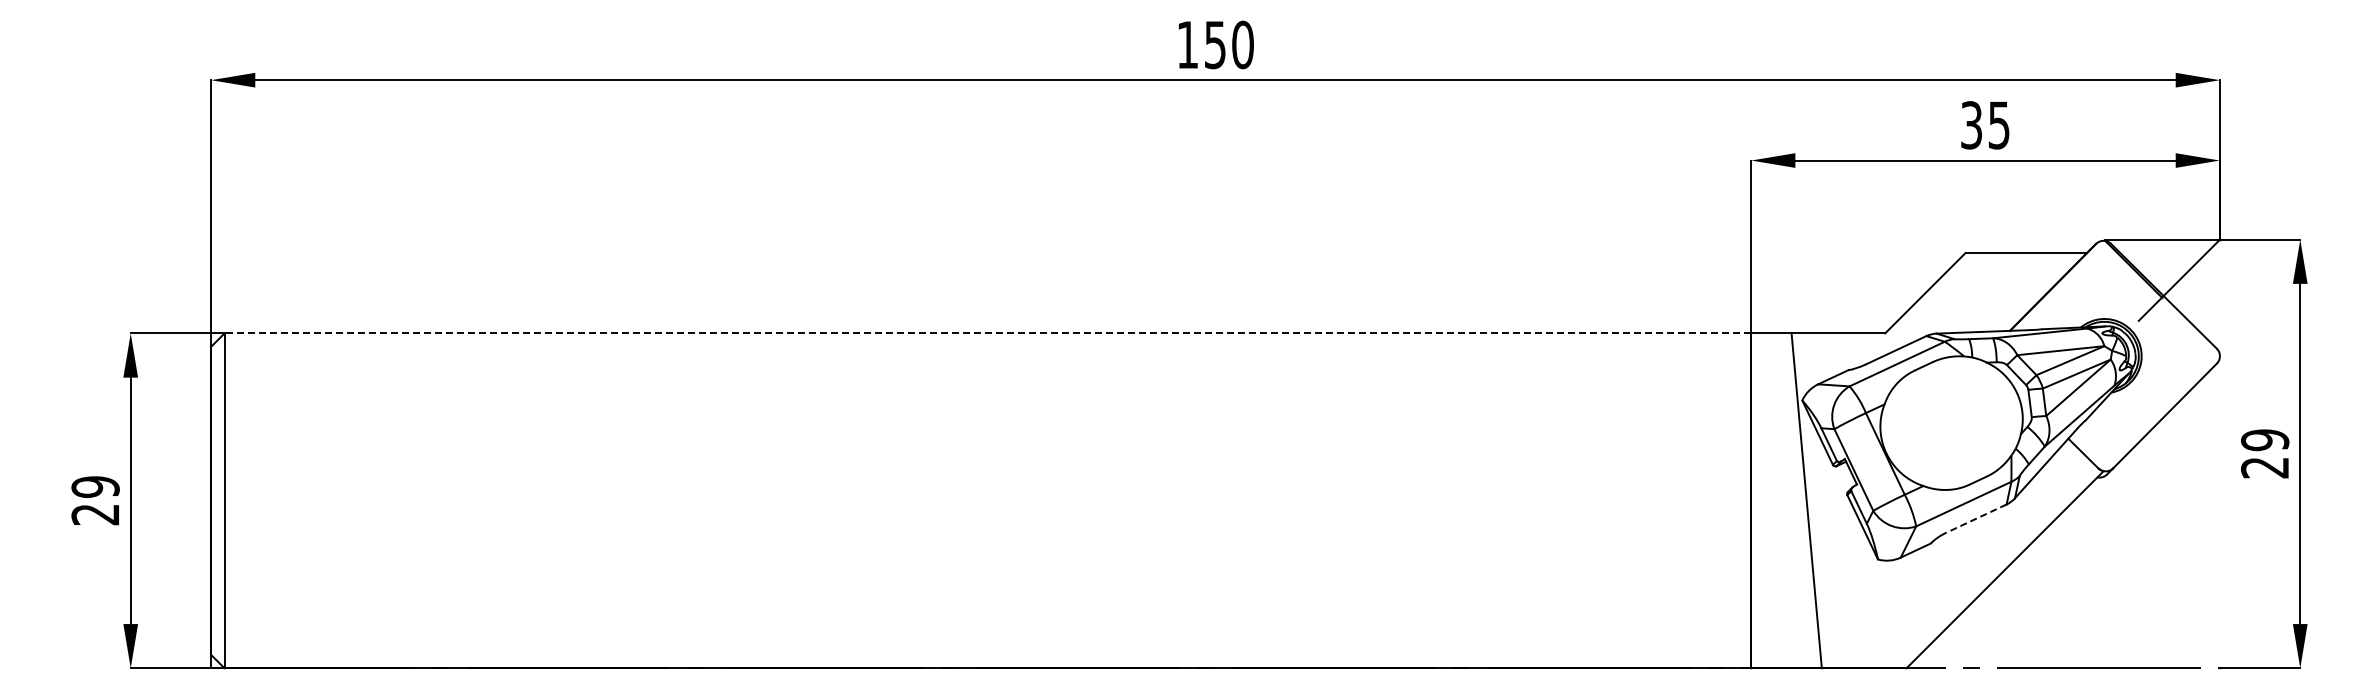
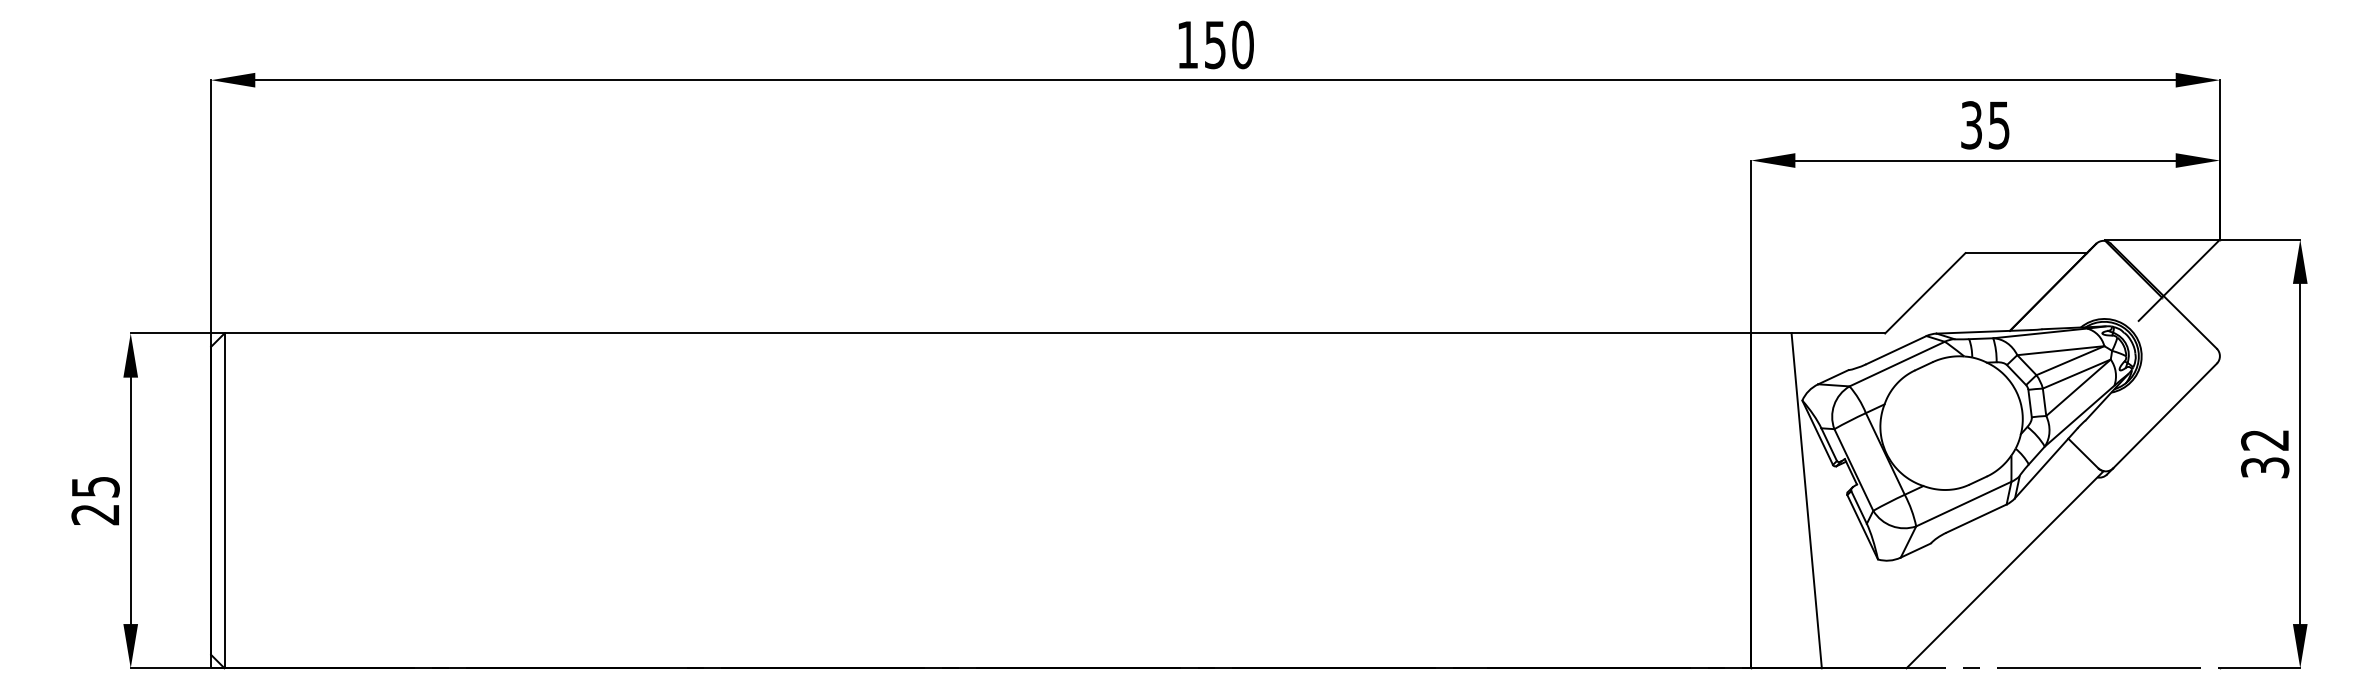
line: dashed -> solid (987, 333)
text: 29 -> 32 (2265, 453)
text: 29 -> 25 (95, 487)
line: dashed -> solid (1976, 518)
